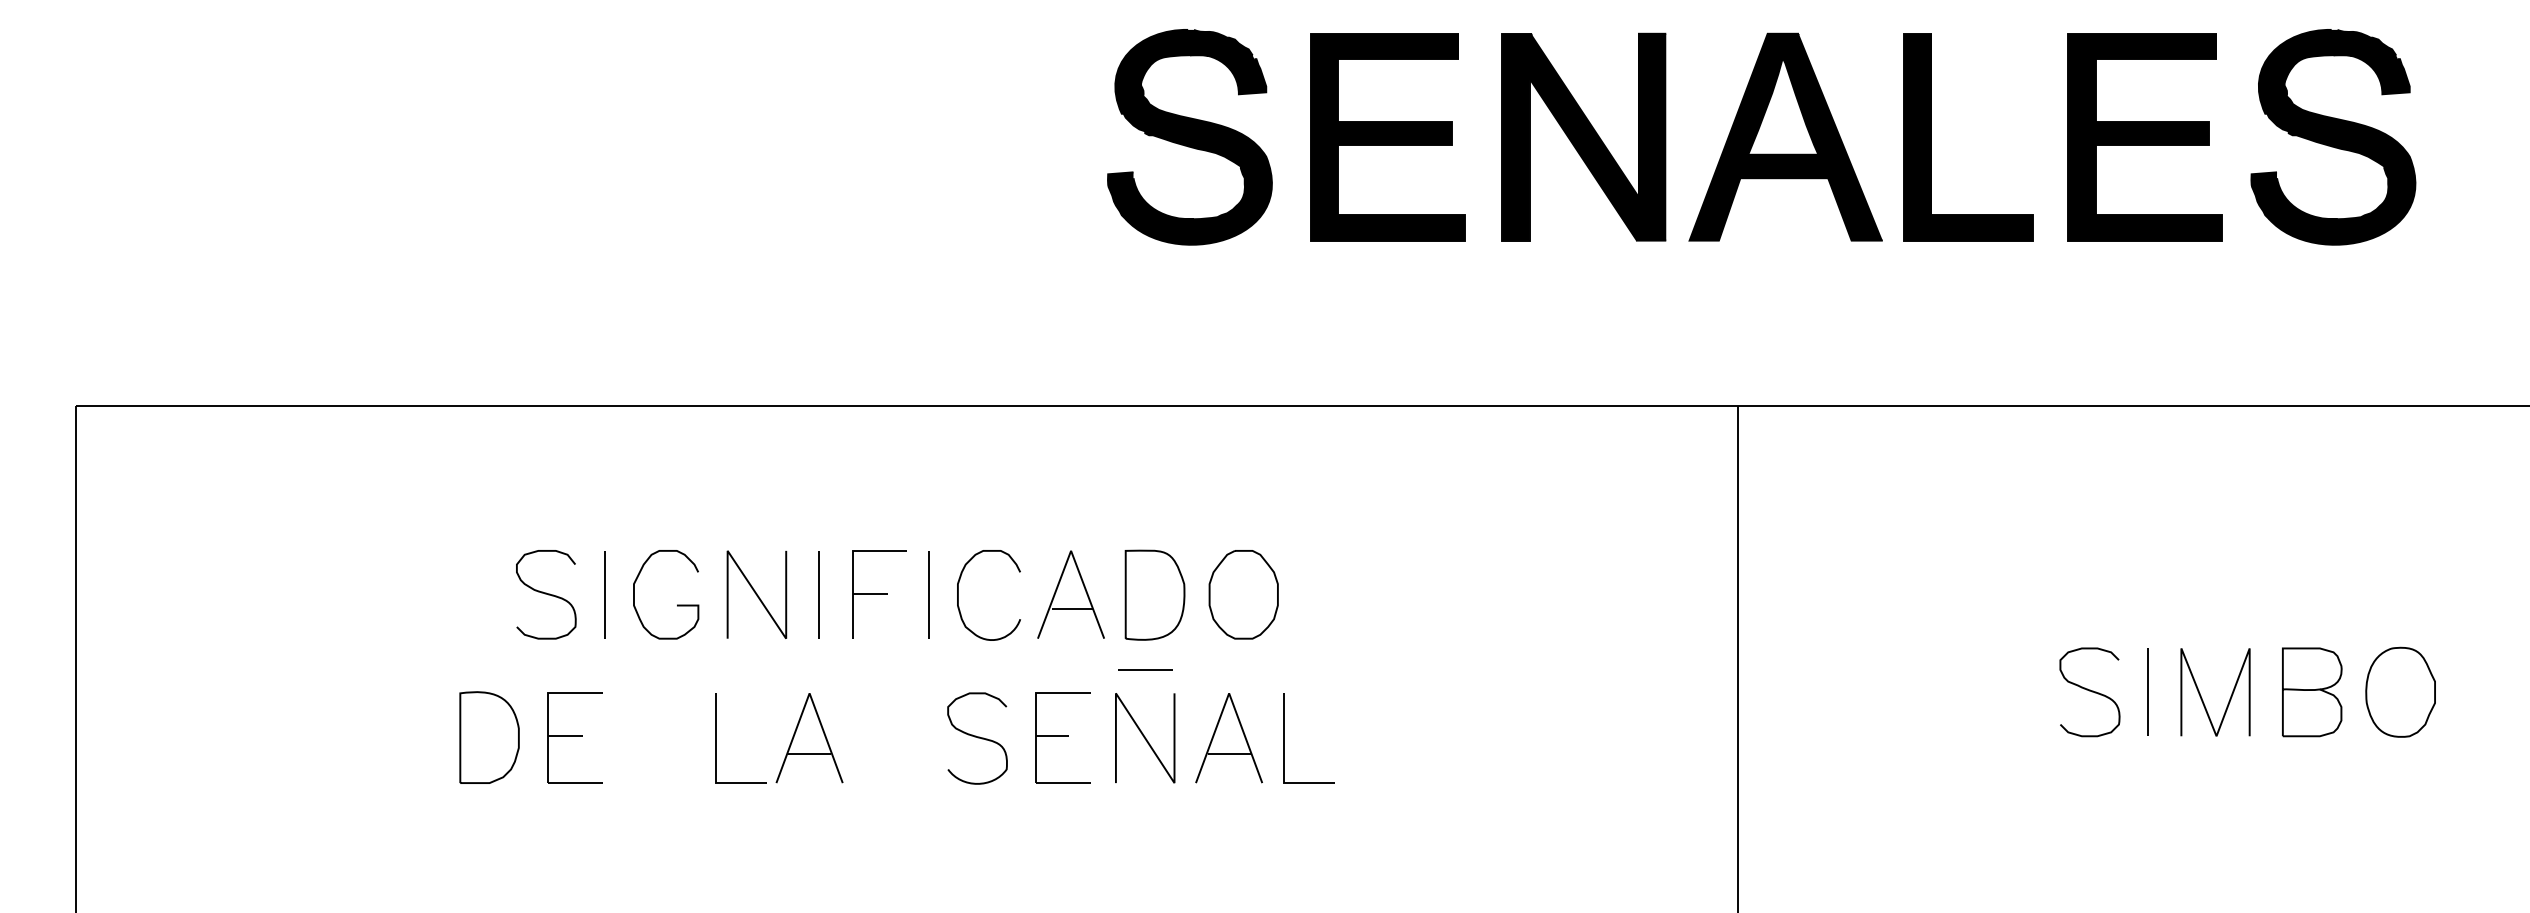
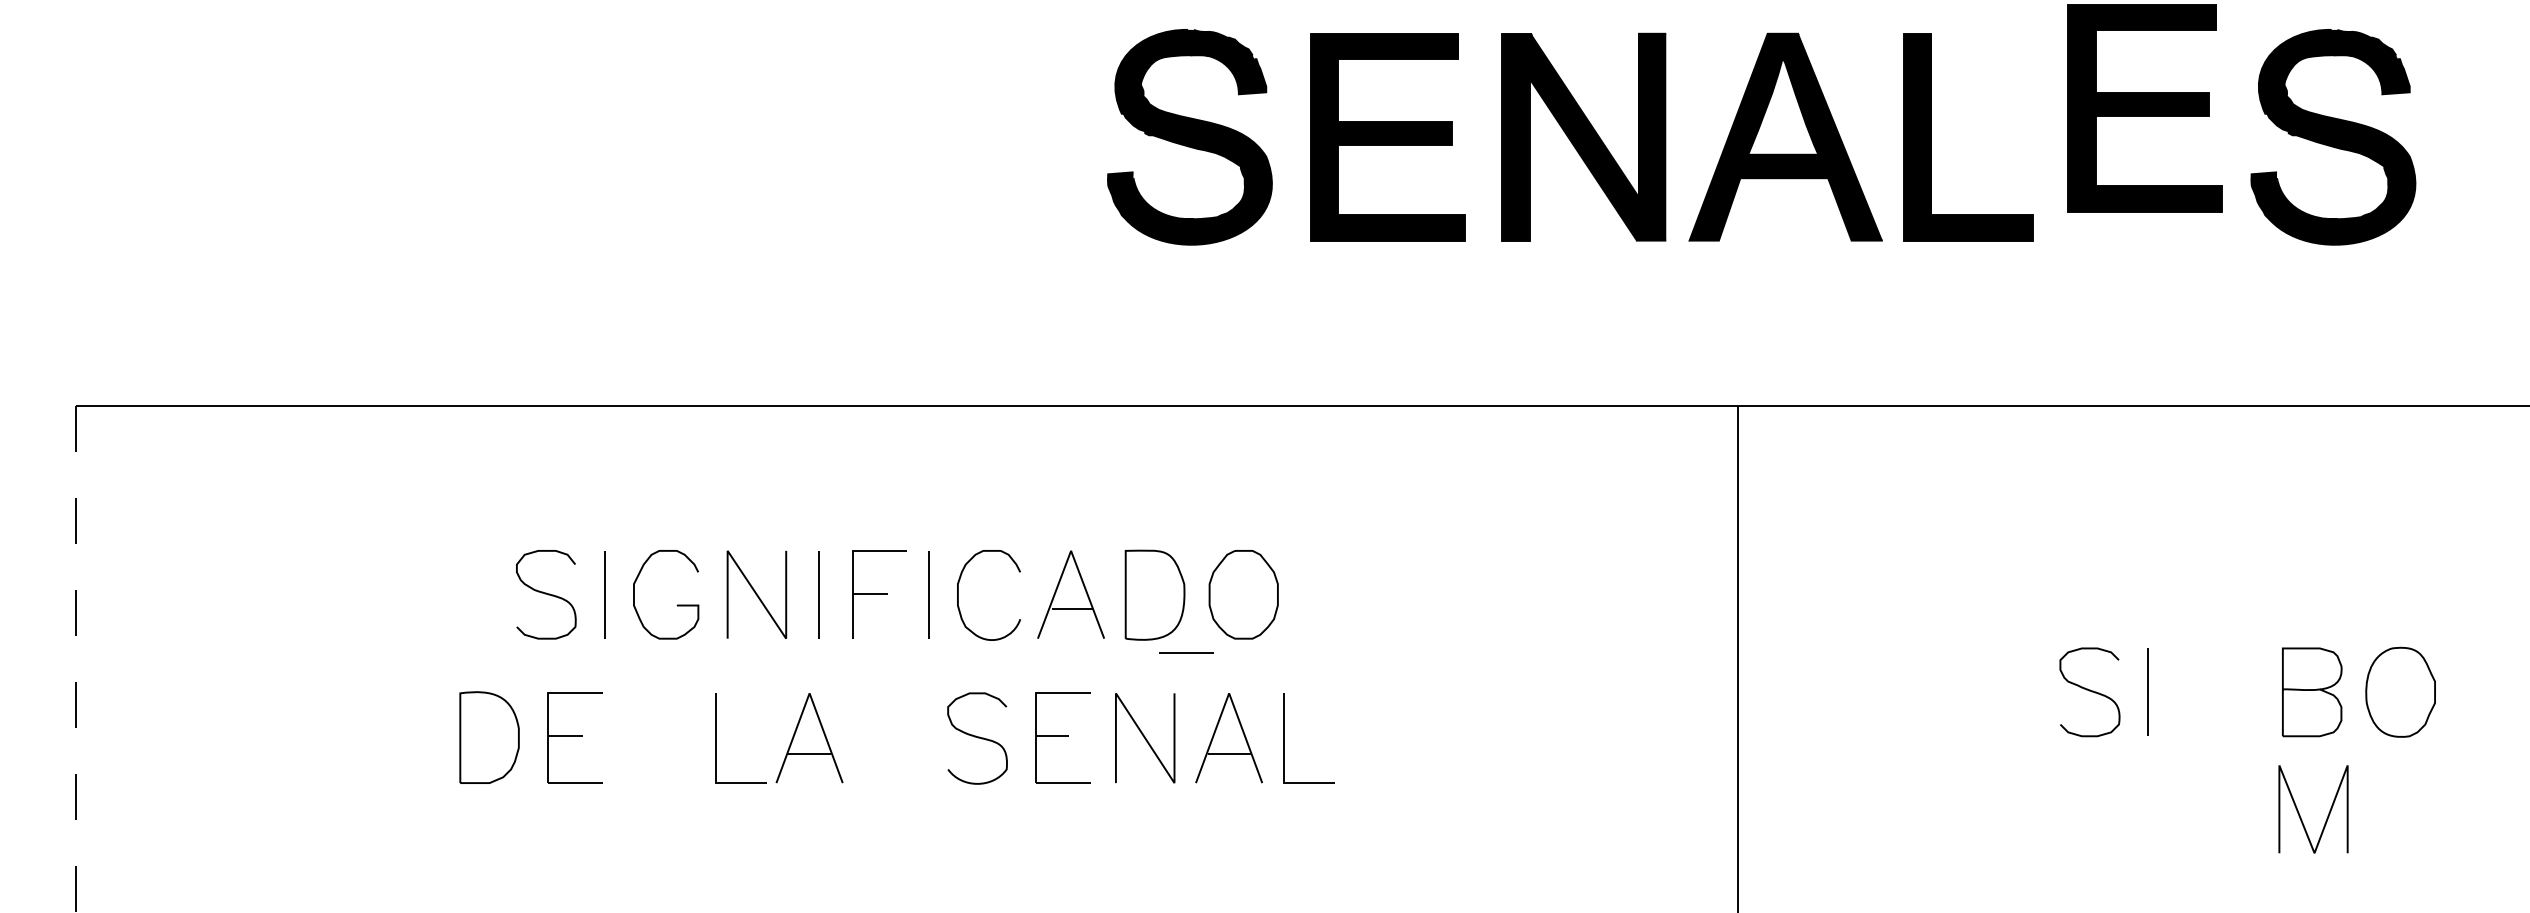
part position: (2144, 137) -> (2144, 108) (2144, 108)
line: solid -> dashed (75, 660)
line position: (1145, 669) -> (1186, 652) (1186, 652)
line position: (2201, 695) -> (2299, 812) (2299, 812)
